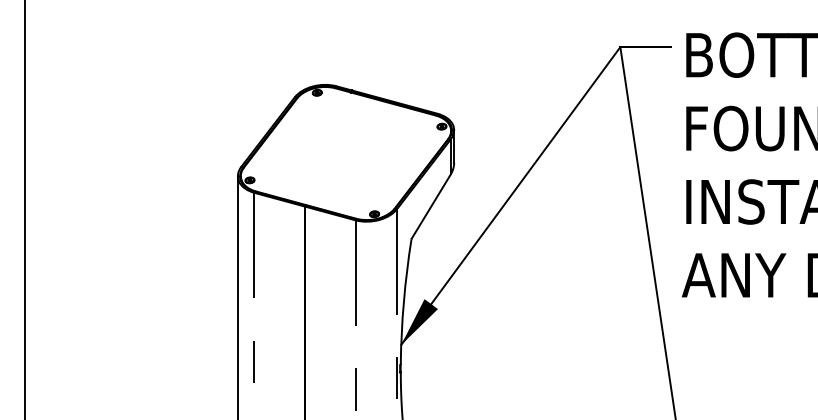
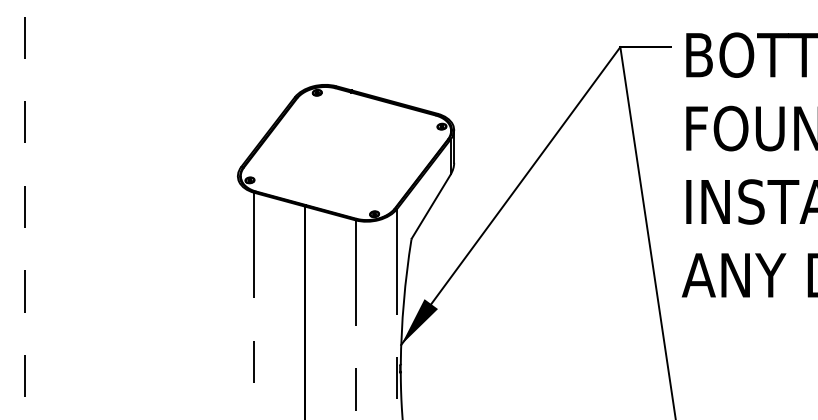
line: solid -> dashed (24, 210)
line: present -> none (237, 296)
